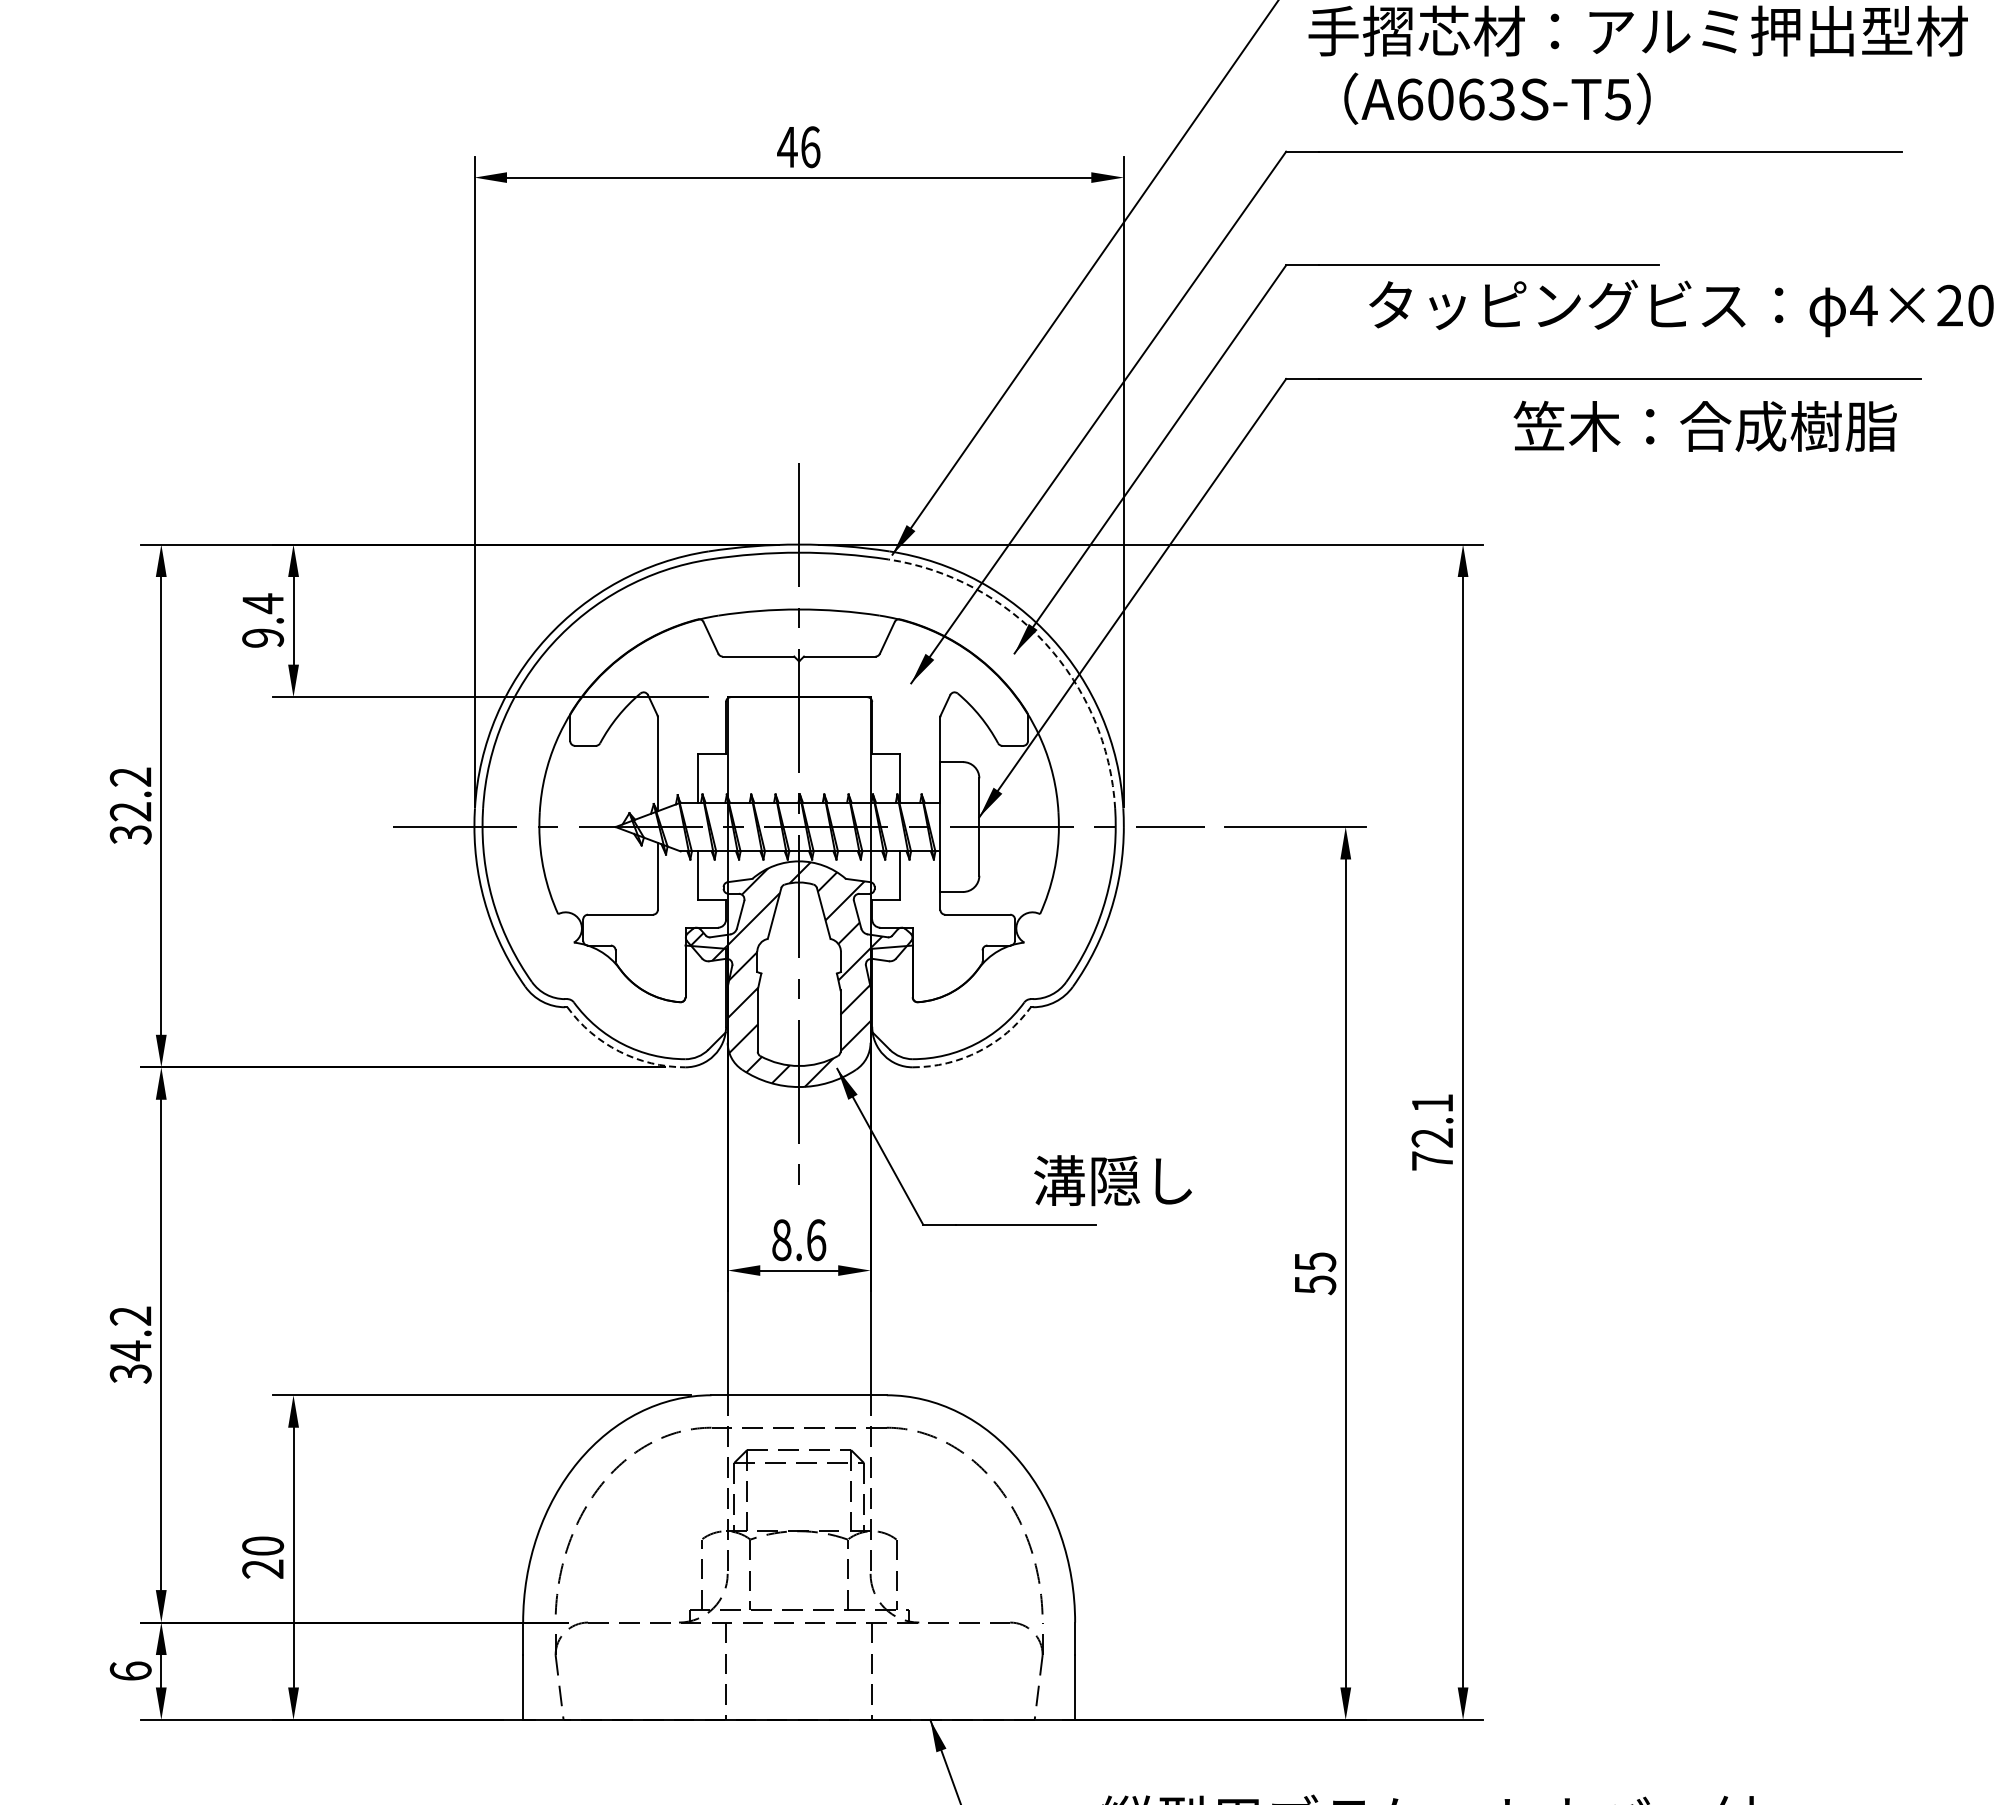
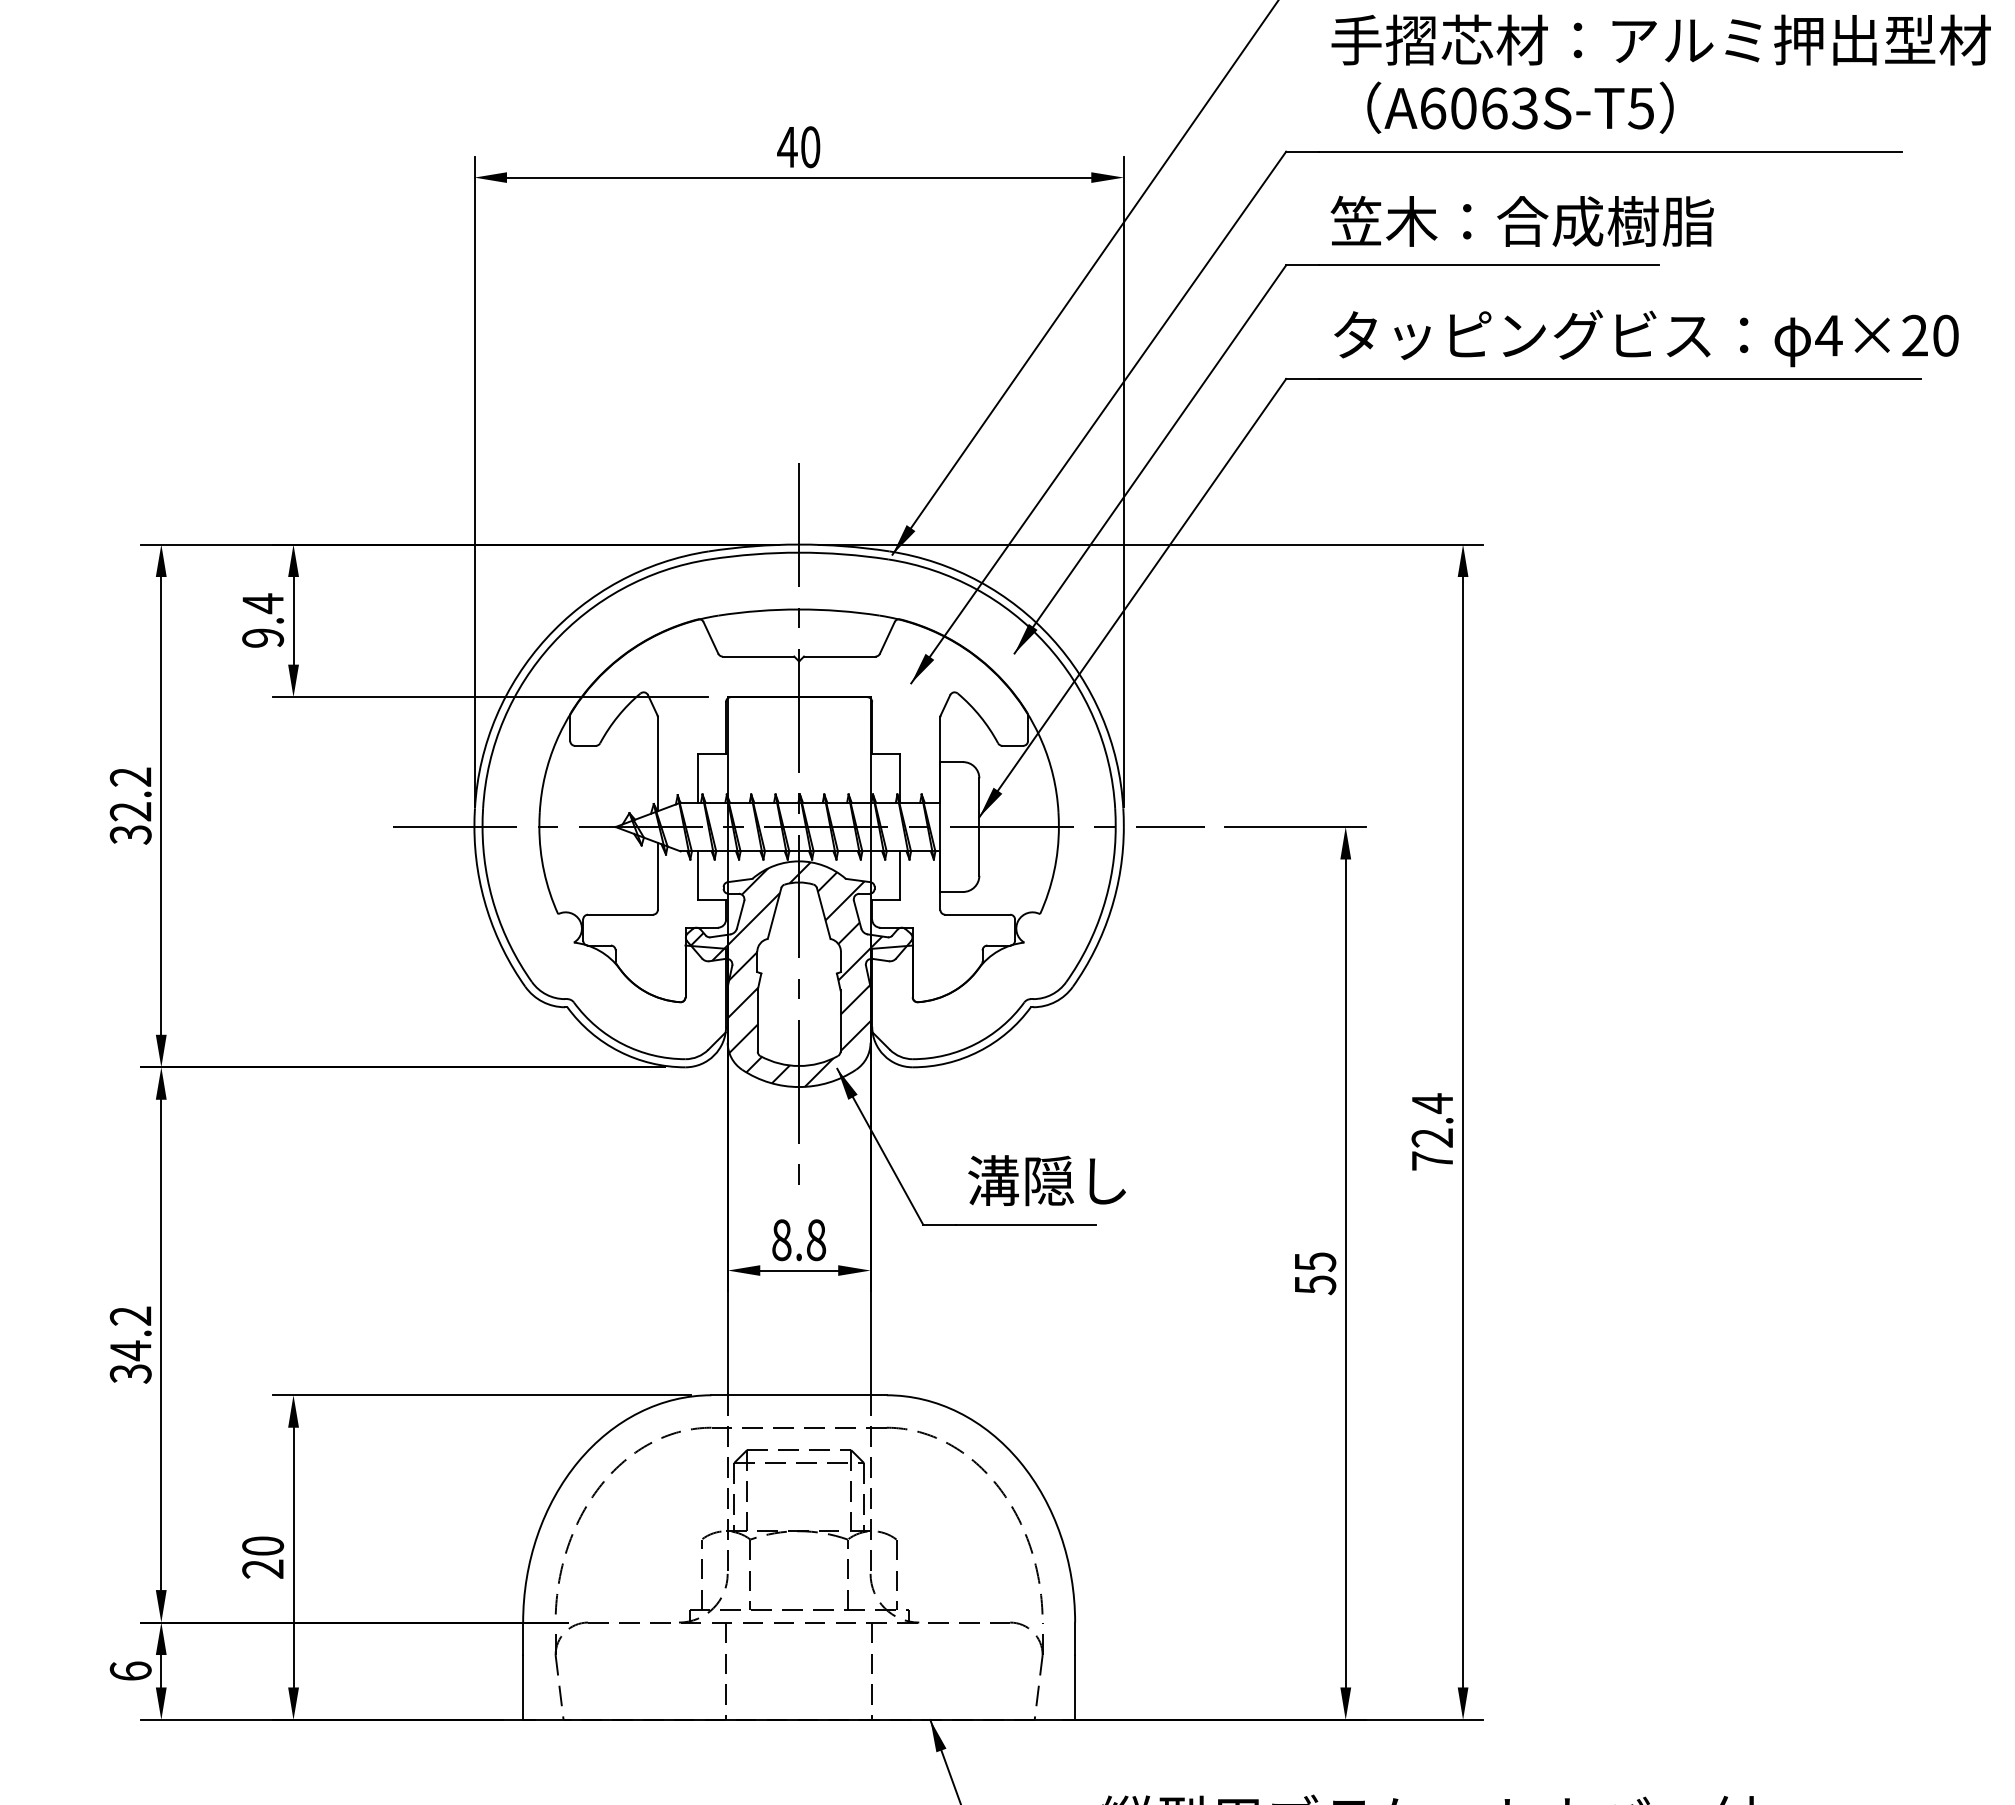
text position: (1637, 64) -> (1660, 73) (1660, 73)
text: 46 -> 40 (810, 147)
text position: (1681, 308) -> (1646, 338) (1646, 338)
text position: (1704, 425) -> (1521, 220) (1521, 220)
arc: dashed -> solid (1045, 643)
arc: dashed -> solid (619, 1051)
arc: dashed -> solid (979, 1051)
text: 72.1 -> 72.4 (1432, 1103)
text position: (1112, 1180) -> (1046, 1180) (1046, 1180)
text: 8.6 -> 8.8 (816, 1240)
